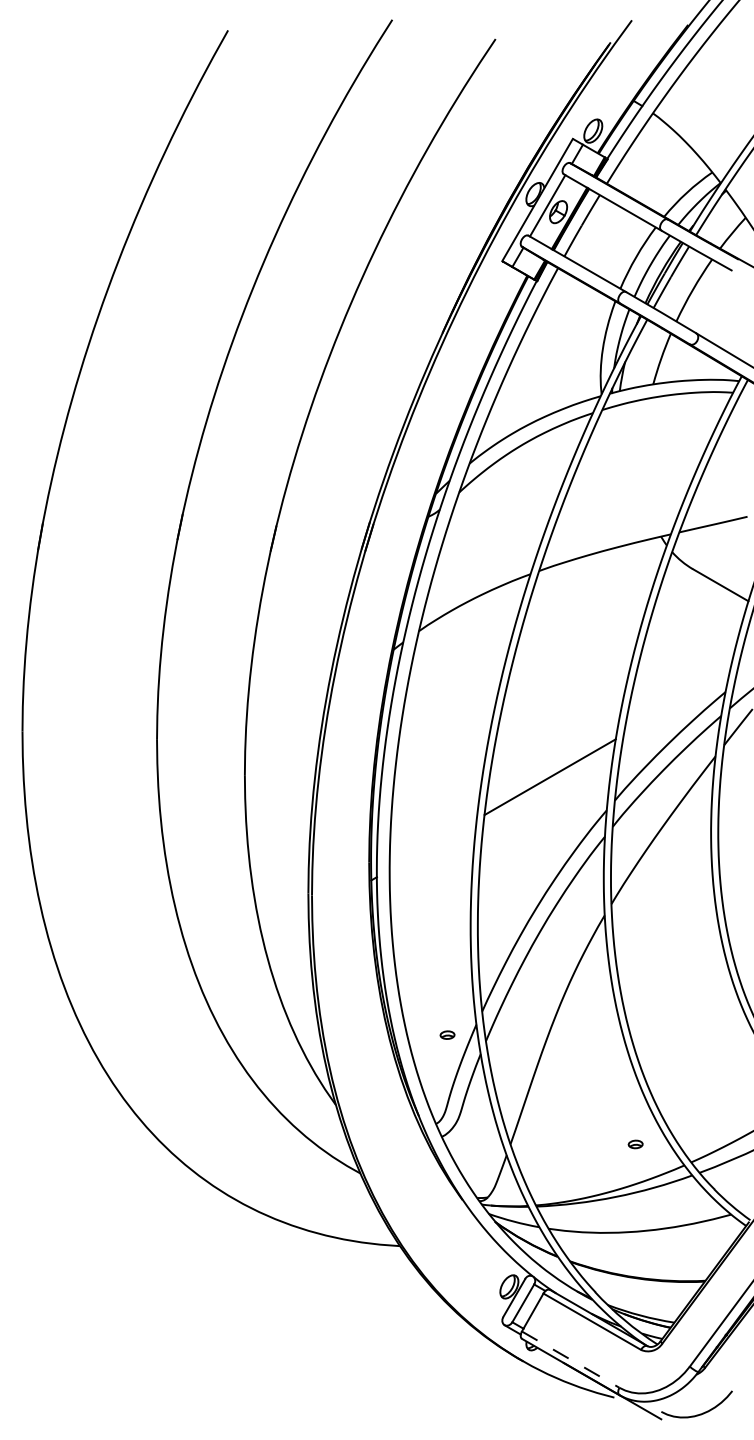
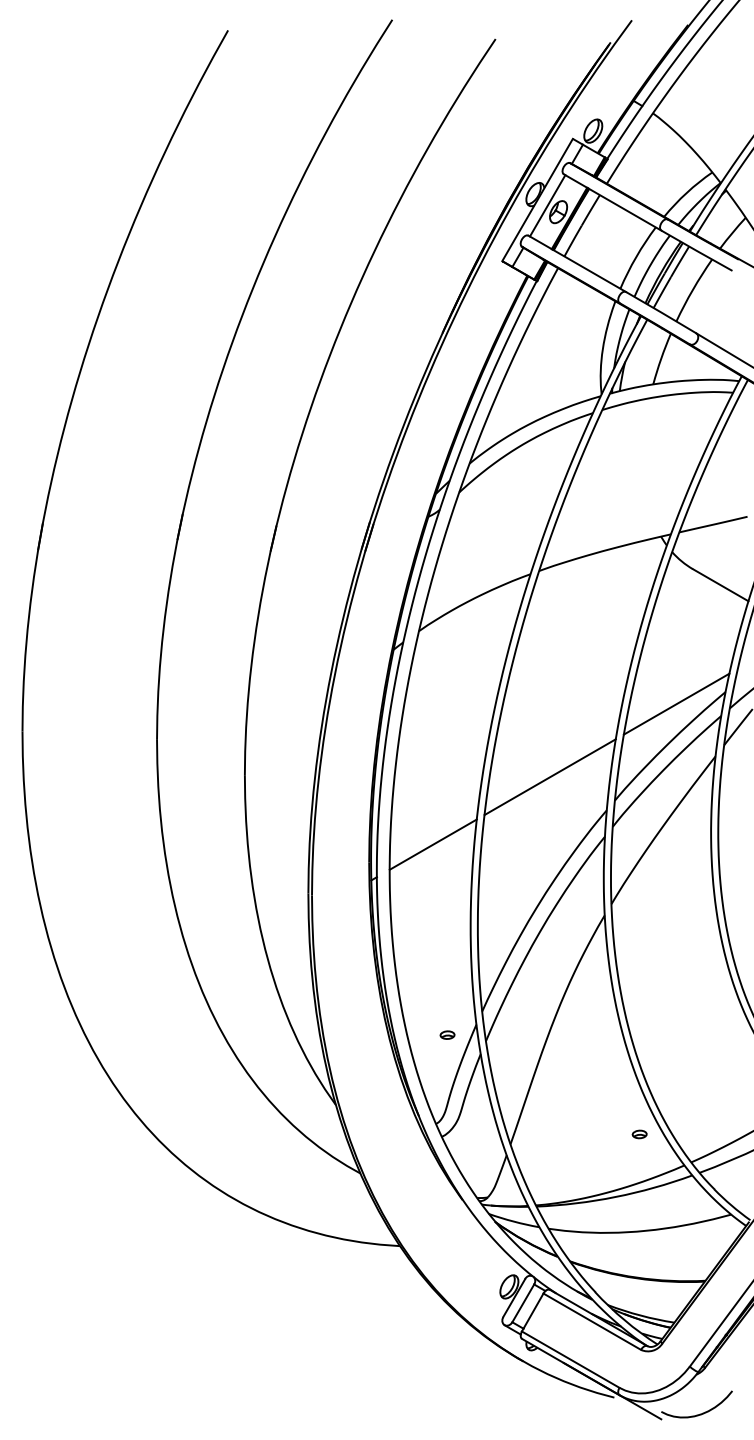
line: none -> present (676, 703)
line: none -> present (432, 844)
part position: (635, 1144) -> (639, 1134) (639, 1134)
line: dashed -> solid (571, 1359)
